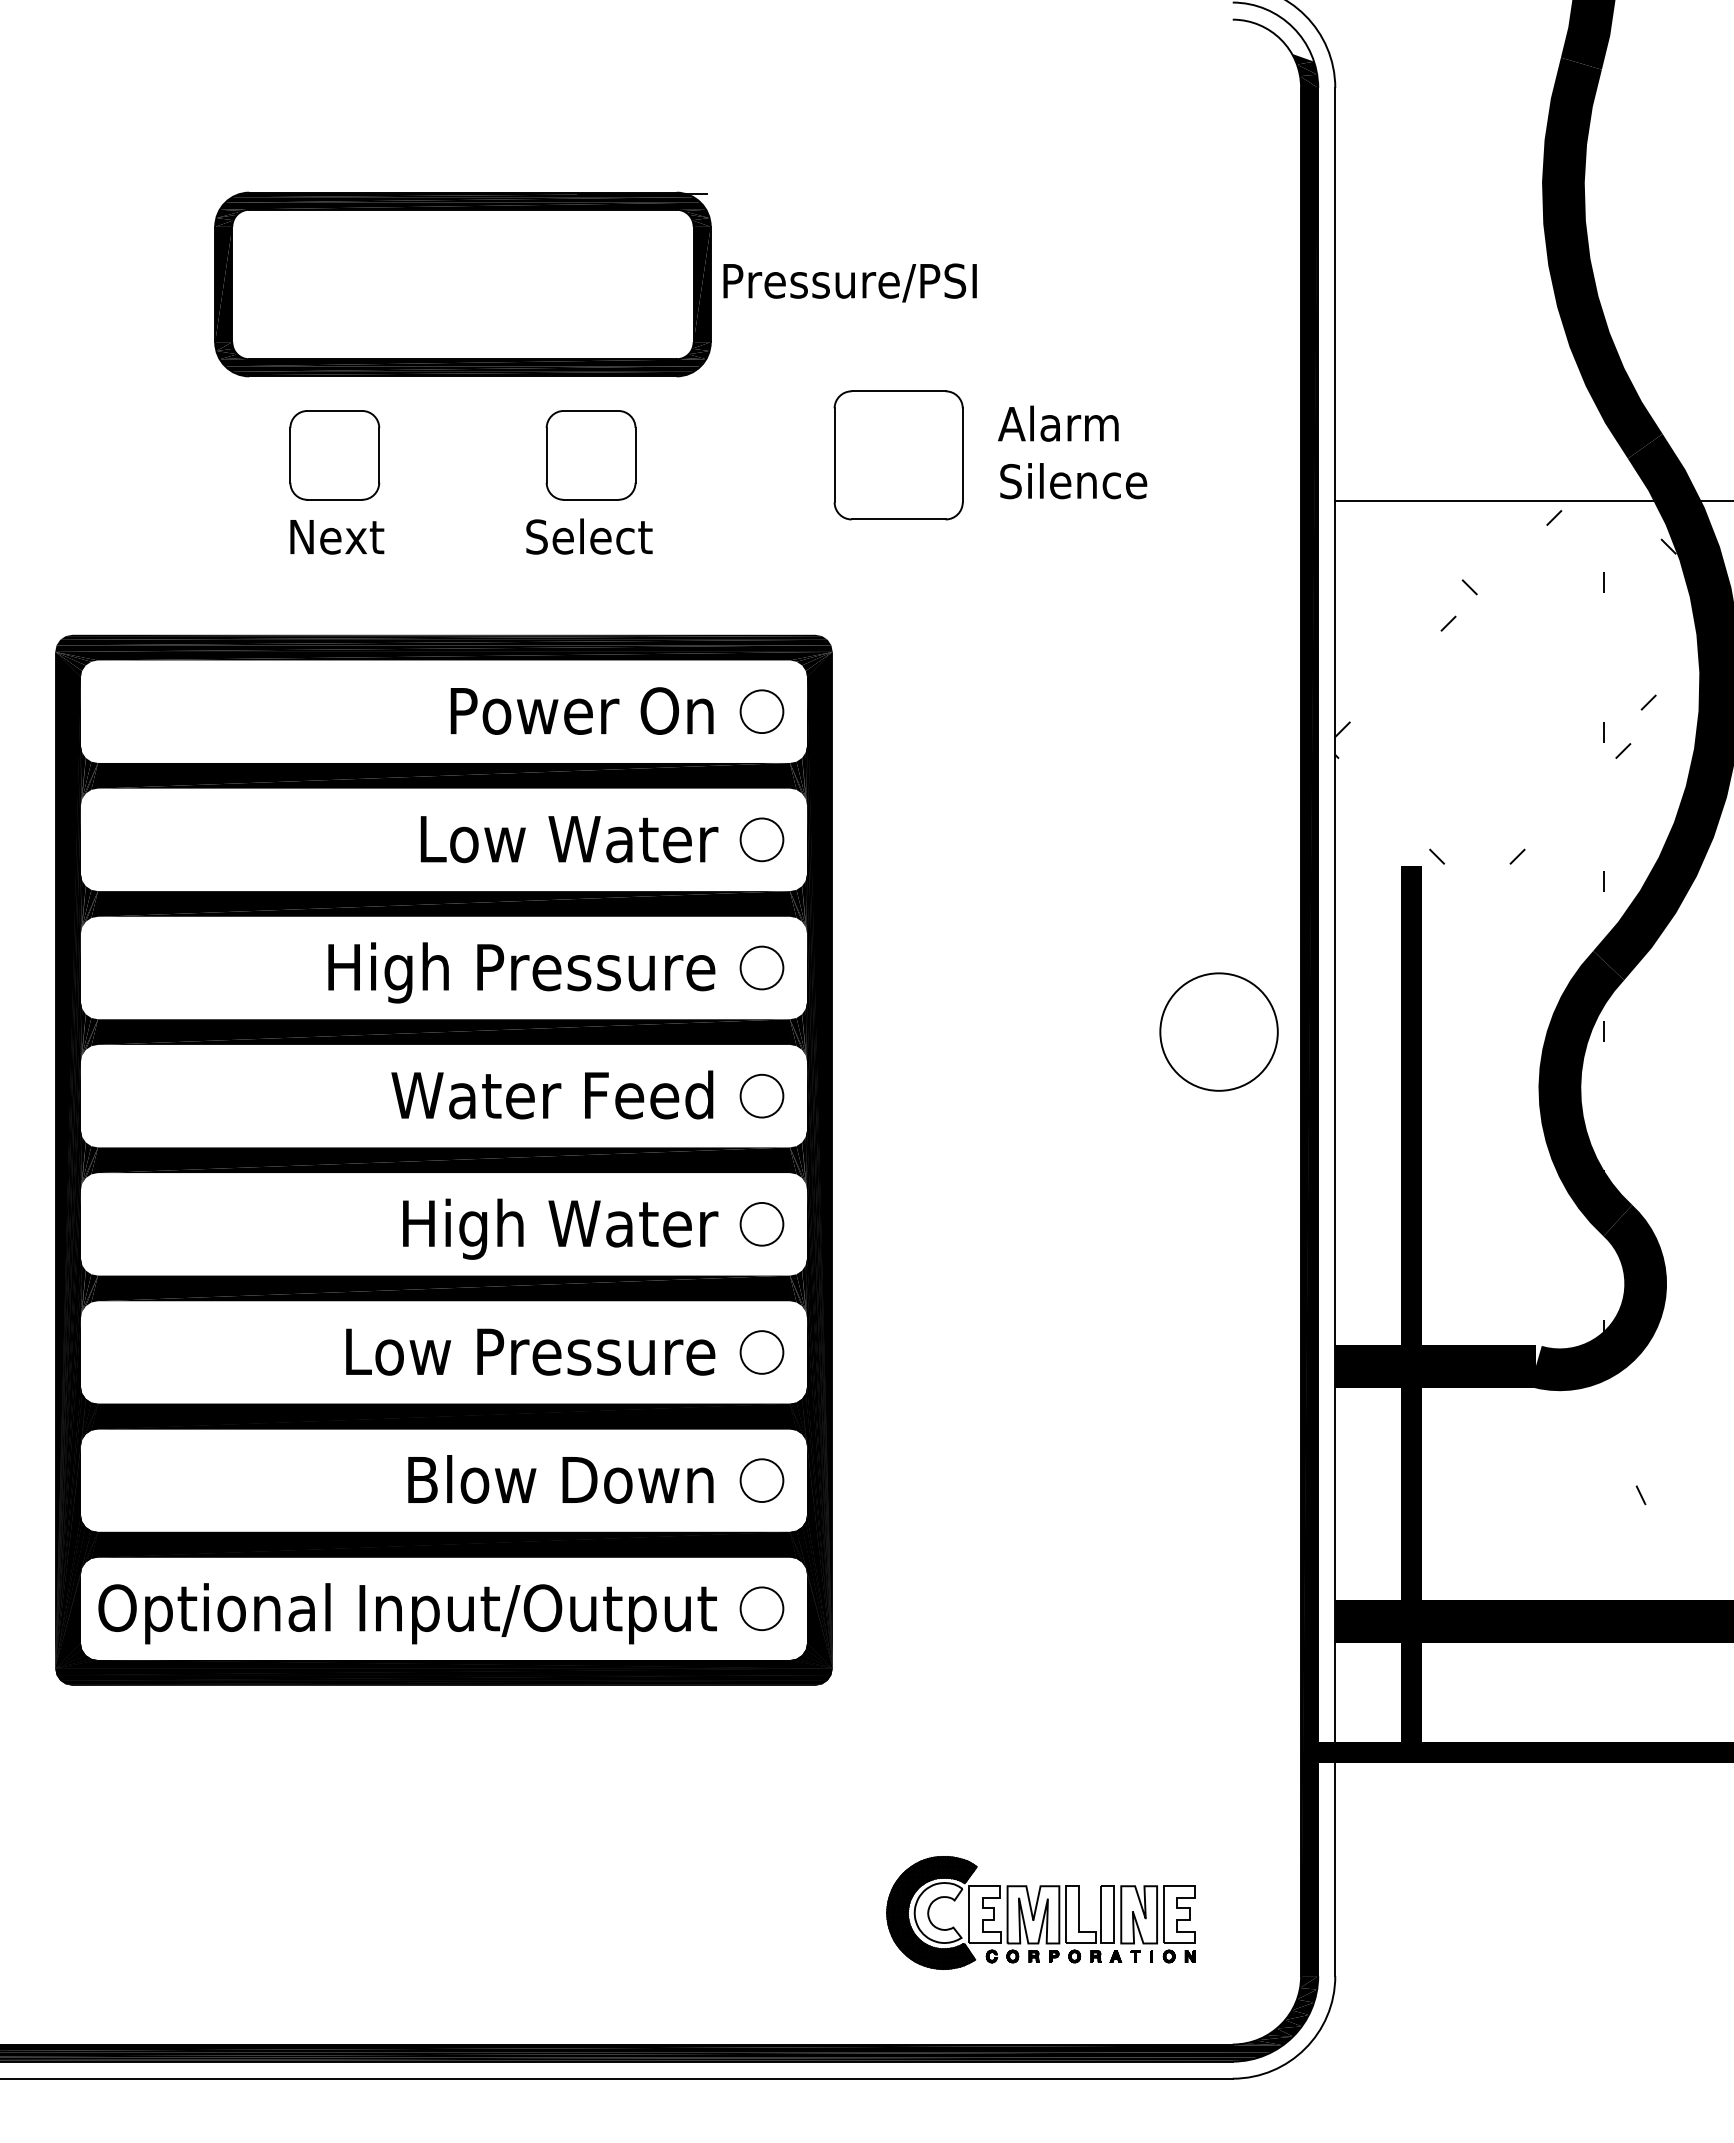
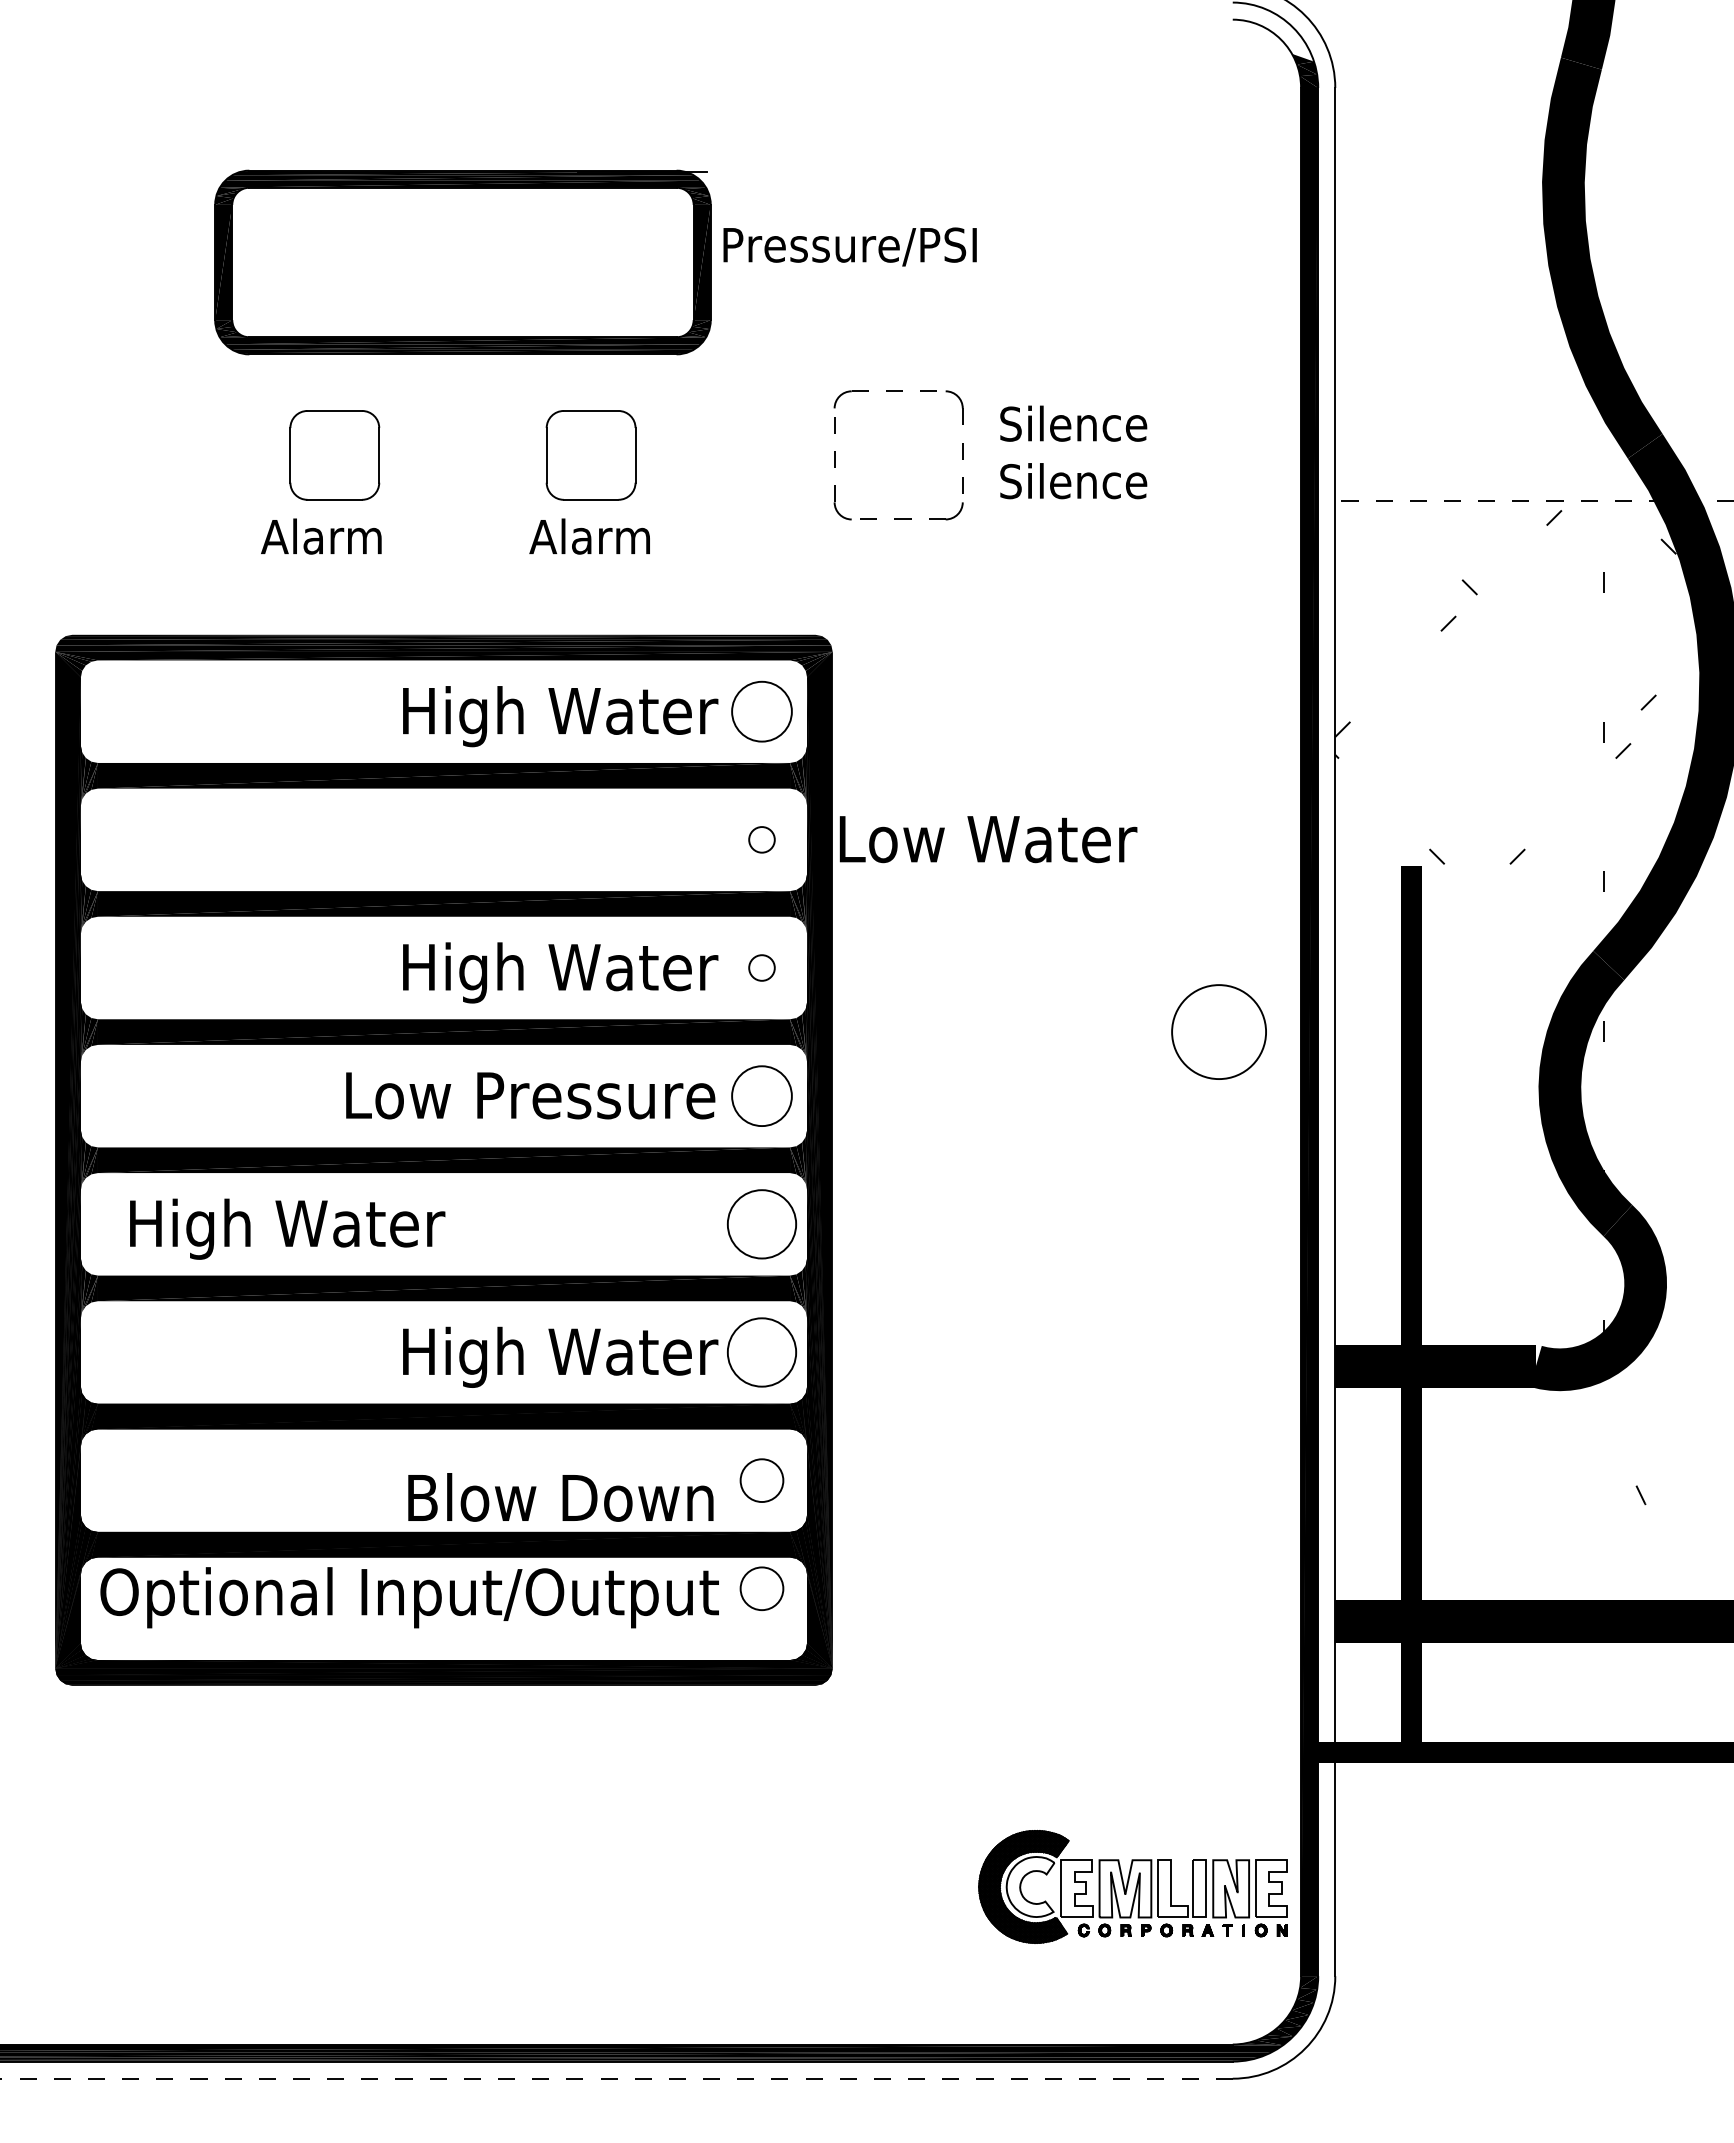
text position: (849, 282) -> (849, 246) (849, 246)
part position: (462, 284) -> (462, 262) (462, 262)
line: solid -> dashed (898, 391)
text: Alarm -> Silence (1072, 423)
line: solid -> dashed (834, 455)
line: solid -> dashed (962, 455)
line: solid -> dashed (1534, 500)
line: solid -> dashed (898, 519)
text: Next -> Alarm (322, 536)
text: Select -> Alarm (589, 536)
circle diameter: 43 px -> 60 px (761, 711)
text: Power On -> High Water (560, 716)
text position: (569, 839) -> (988, 839) (988, 839)
circle diameter: 43 px -> 26 px (761, 839)
circle diameter: 43 px -> 26 px (761, 967)
text: High Pressure -> High Water (523, 972)
circle diameter: 117 px -> 94 px (1219, 1032)
text: Water Feed -> Low Pressure (530, 1094)
circle diameter: 43 px -> 60 px (761, 1096)
circle diameter: 43 px -> 68 px (761, 1224)
text position: (560, 1228) -> (287, 1228) (287, 1228)
circle diameter: 43 px -> 68 px (761, 1352)
text: Low Pressure -> High Water (532, 1356)
text position: (560, 1479) -> (560, 1497) (560, 1497)
circle position: (761, 1608) -> (761, 1588) (761, 1588)
text position: (407, 1613) -> (409, 1597) (409, 1597)
part position: (1040, 1912) -> (1132, 1886) (1132, 1886)
line: solid -> dashed (616, 2078)
